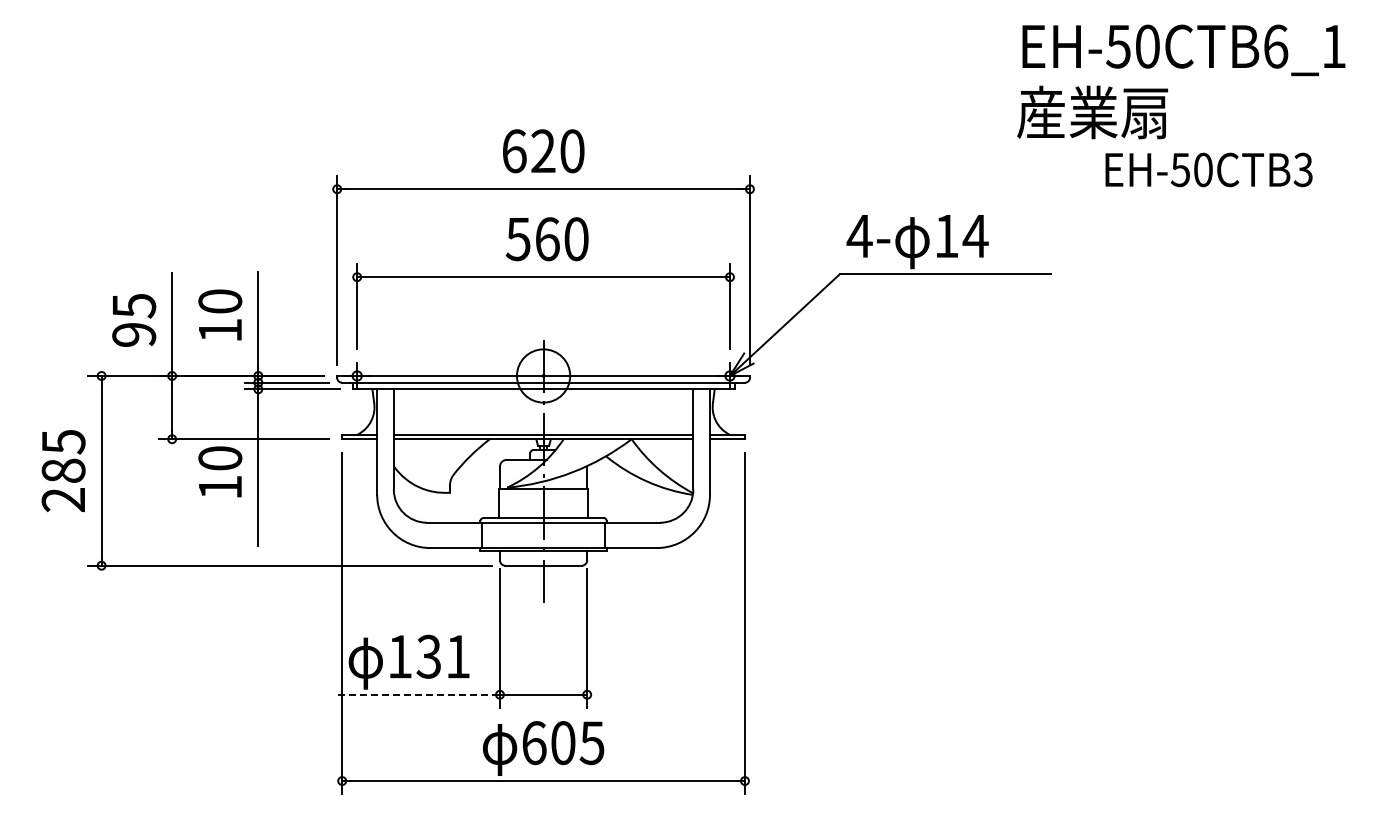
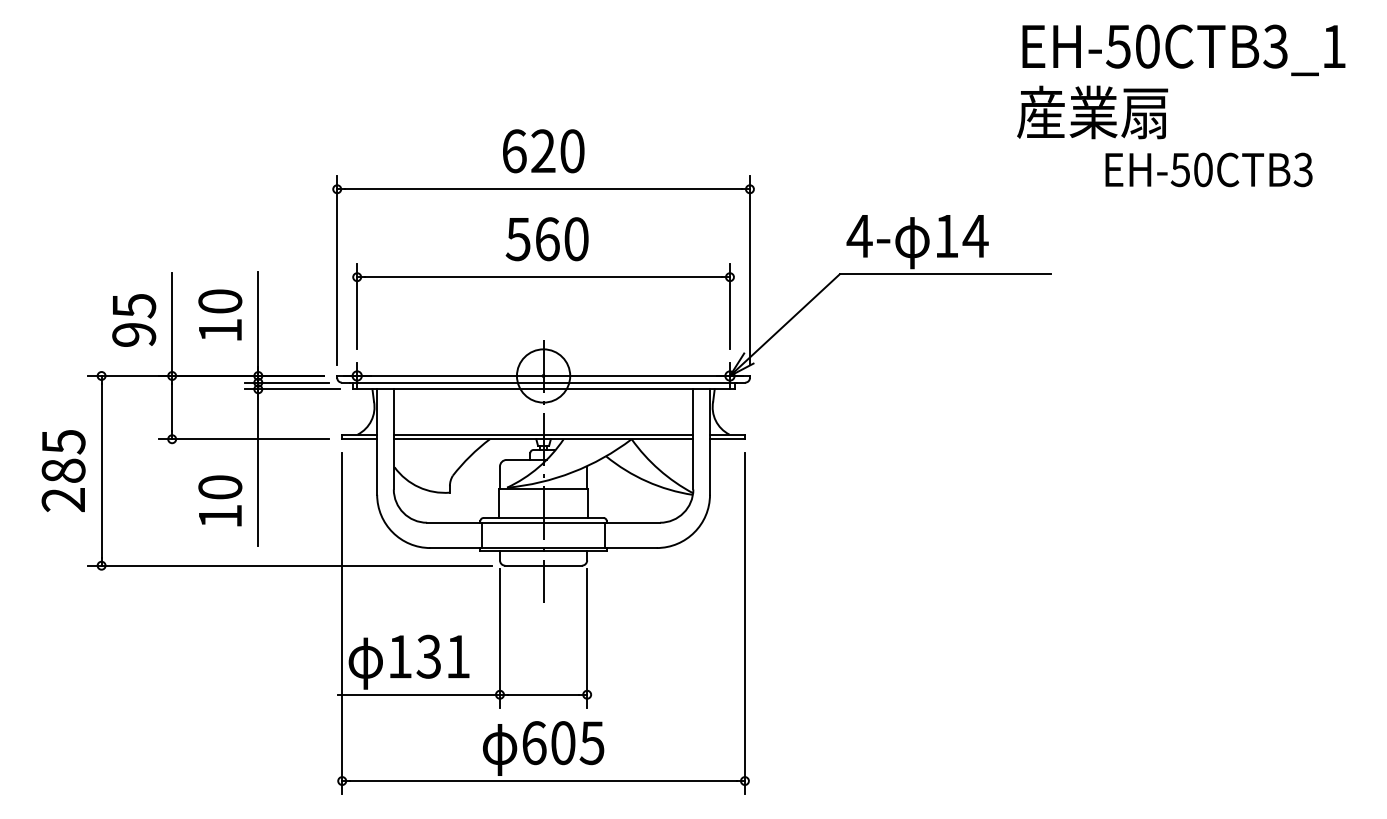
text: EH-50CTB6_1 -> EH-50CTB3_1 (1275, 46)
text position: (220, 471) -> (220, 500) (220, 500)
line: dashed -> solid (418, 694)
